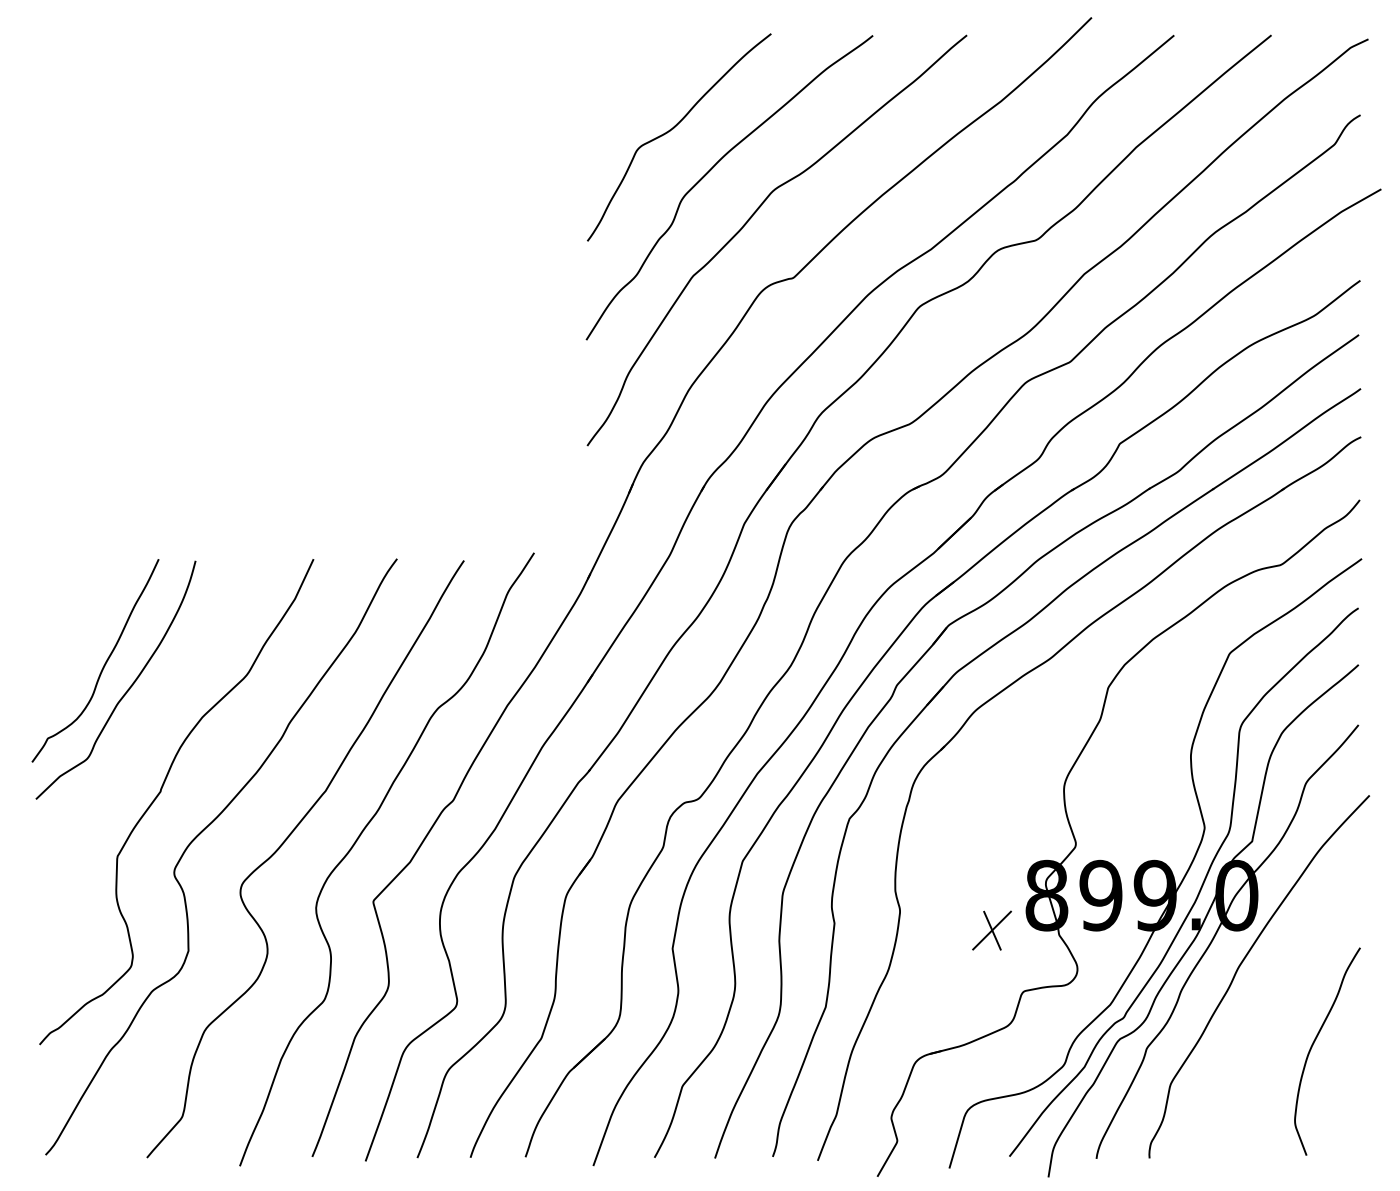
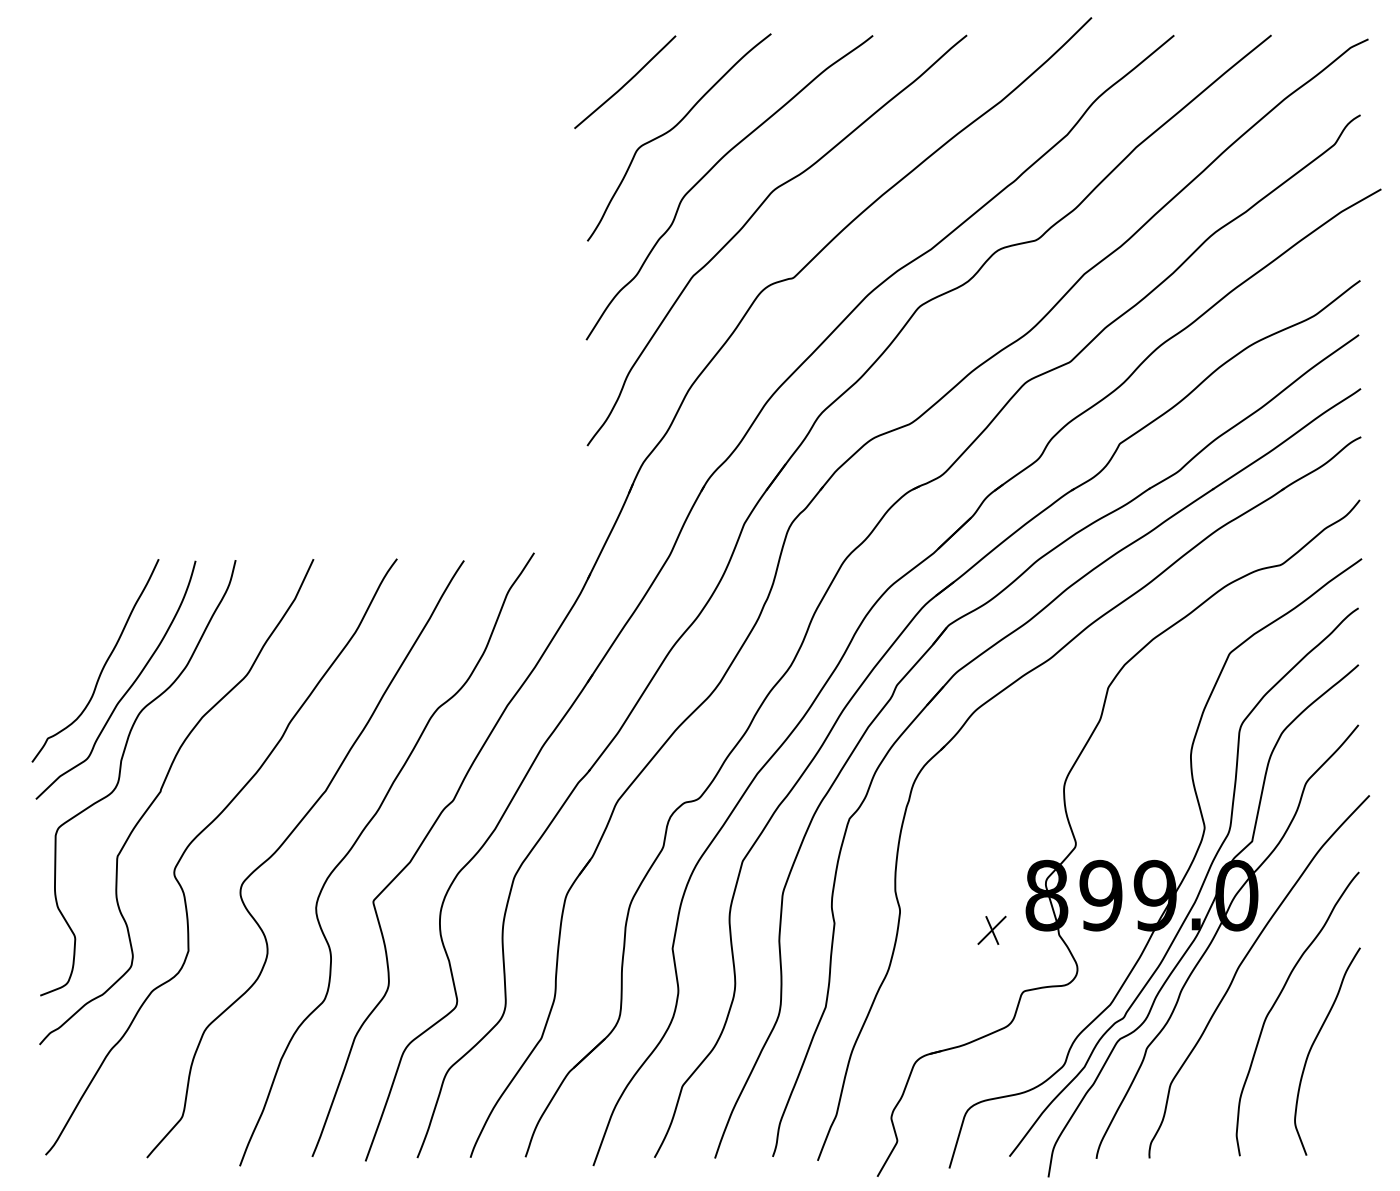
curve: none -> present (626, 82)
curve: none -> present (120, 777)
part size: 40x41 px -> 30x30 px (991, 929)
curve: none -> present (1276, 1002)
